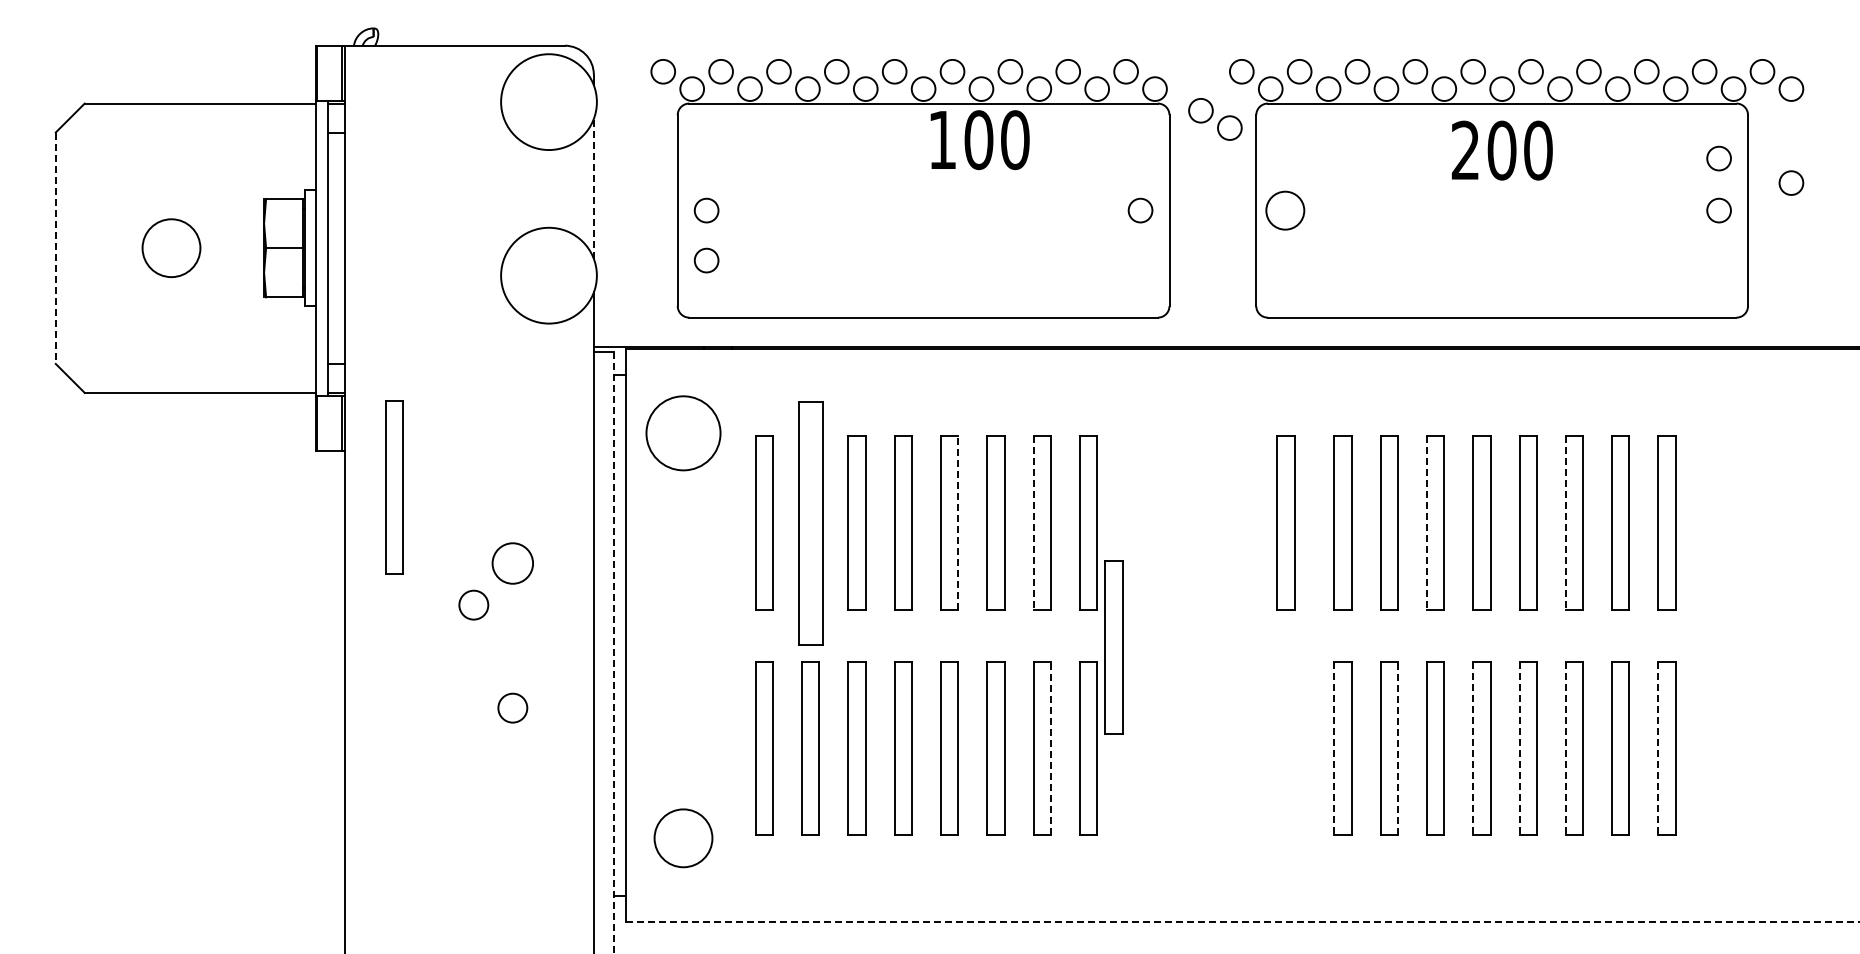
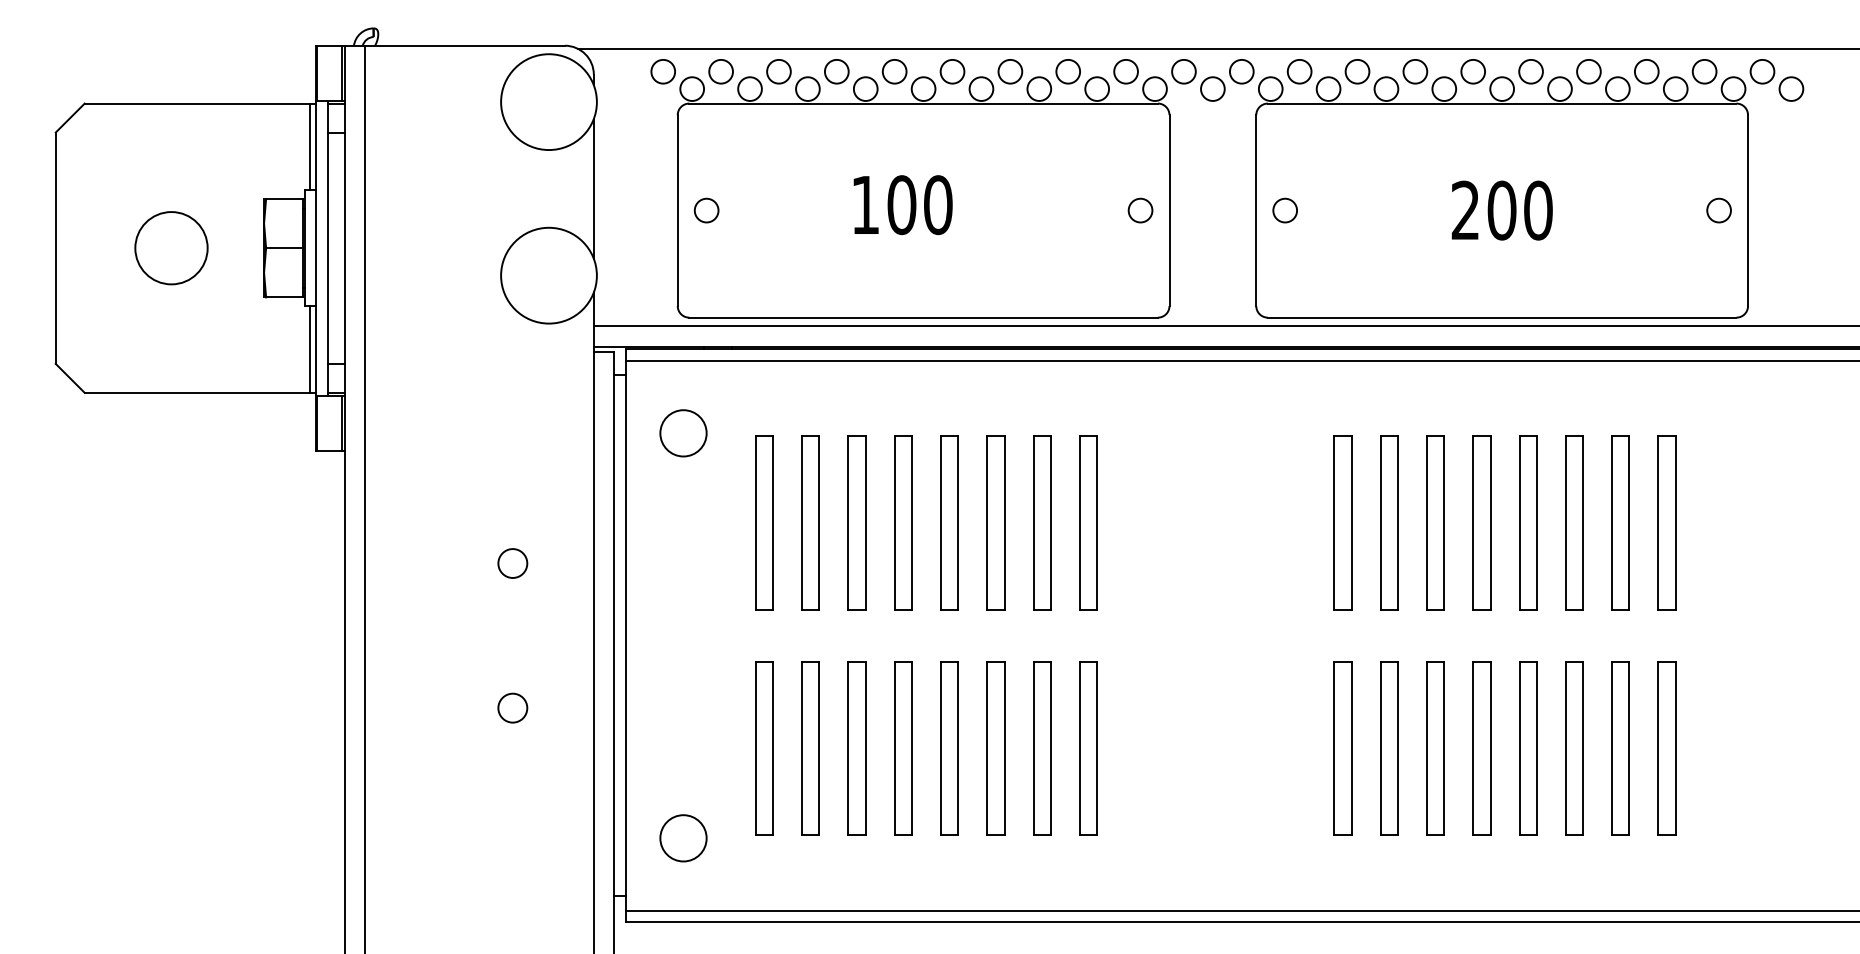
line: none -> present (1216, 48)
part position: (1215, 119) -> (1198, 80) (1198, 80)
text position: (979, 140) -> (902, 205) (902, 205)
line: none -> present (310, 146)
text position: (1501, 150) -> (1501, 210) (1501, 210)
circle: present -> none (1718, 158)
circle: present -> none (1791, 182)
line: dashed -> solid (593, 188)
circle size: 41x41 px -> 26x27 px (1284, 210)
line: dashed -> solid (55, 248)
circle diameter: 58 px -> 72 px (171, 248)
circle: present -> none (706, 260)
line: none -> present (1224, 326)
line: none -> present (310, 349)
line: none -> present (1240, 361)
circle diameter: 74 px -> 46 px (683, 433)
part: present -> none (394, 487)
line: none -> present (365, 497)
part: present -> none (1285, 522)
part size: 26x245 px -> 19x176 px (810, 522)
line: dashed -> solid (958, 523)
line: dashed -> solid (1033, 523)
line: dashed -> solid (1426, 523)
line: dashed -> solid (1565, 523)
circle diameter: 40 px -> 29 px (512, 563)
circle: present -> none (473, 604)
part: present -> none (1113, 647)
line: dashed -> solid (614, 653)
line: dashed -> solid (1050, 748)
line: dashed -> solid (1334, 748)
line: dashed -> solid (1398, 748)
line: dashed -> solid (1473, 748)
line: dashed -> solid (1519, 748)
line: dashed -> solid (1565, 748)
line: dashed -> solid (1658, 748)
circle diameter: 58 px -> 46 px (683, 838)
line: none -> present (1240, 910)
line: dashed -> solid (1243, 922)
